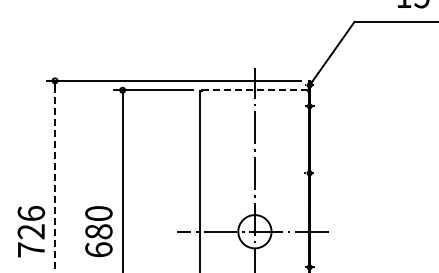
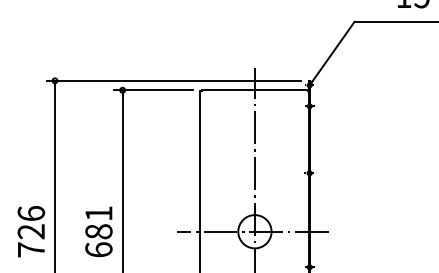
line: dashed -> solid (255, 90)
line: dashed -> solid (55, 179)
text: 680 -> 681 (98, 213)
